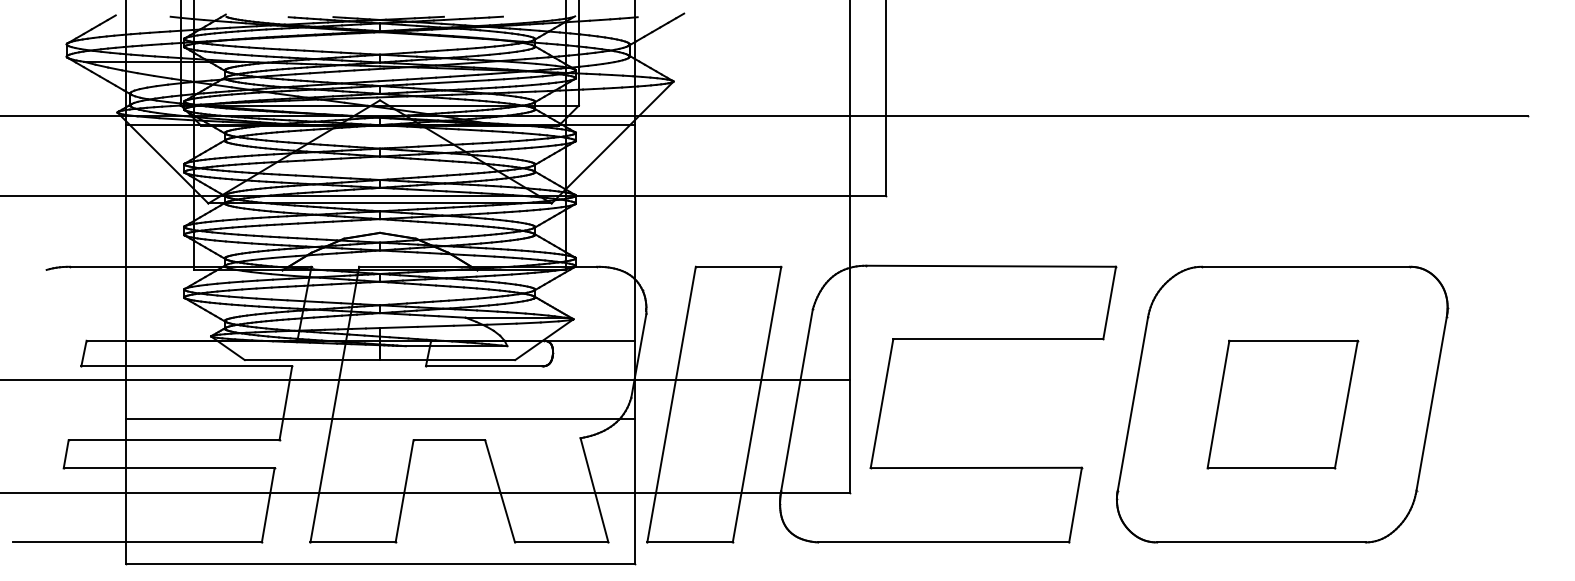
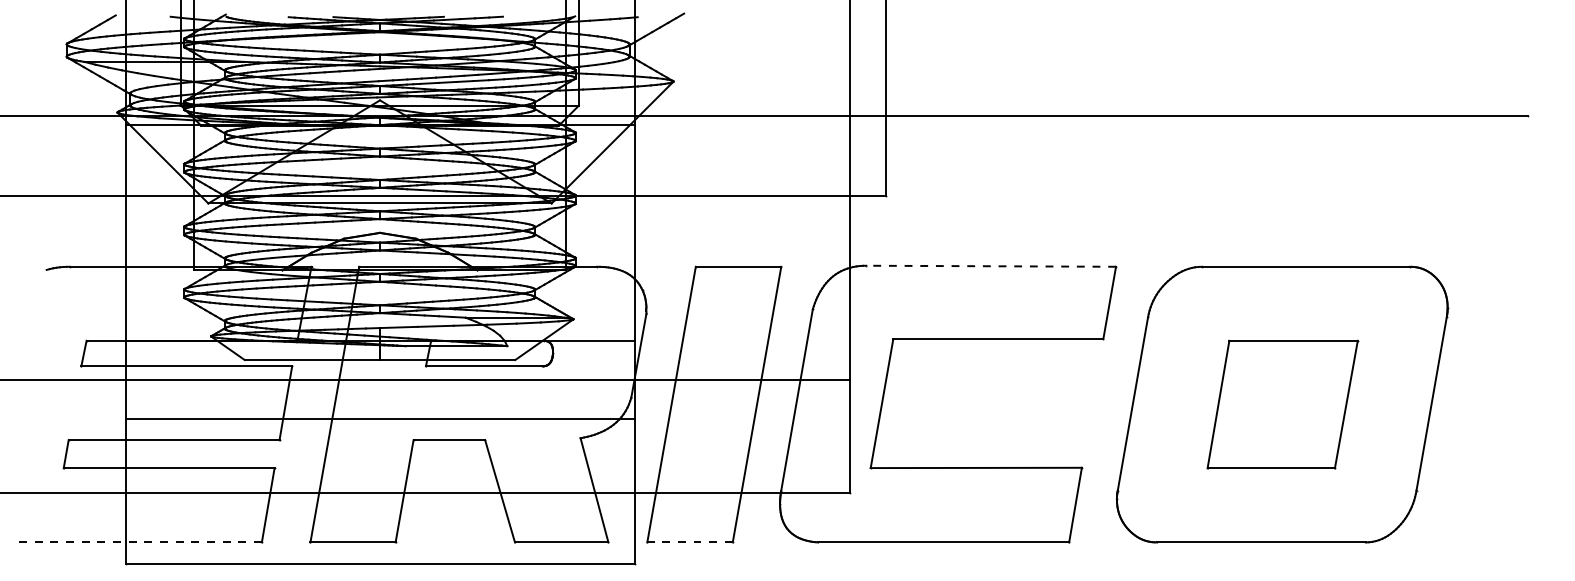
line: solid -> dashed (991, 266)
line: solid -> dashed (136, 542)
line: solid -> dashed (690, 542)
